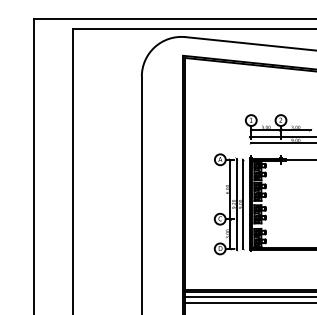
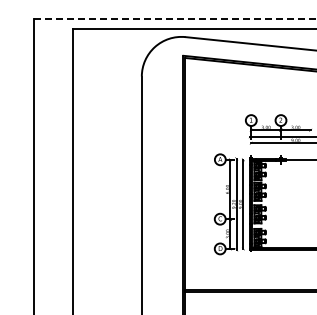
line: solid -> dashed (175, 19)
line: present -> none (249, 297)
line: present -> none (249, 303)
